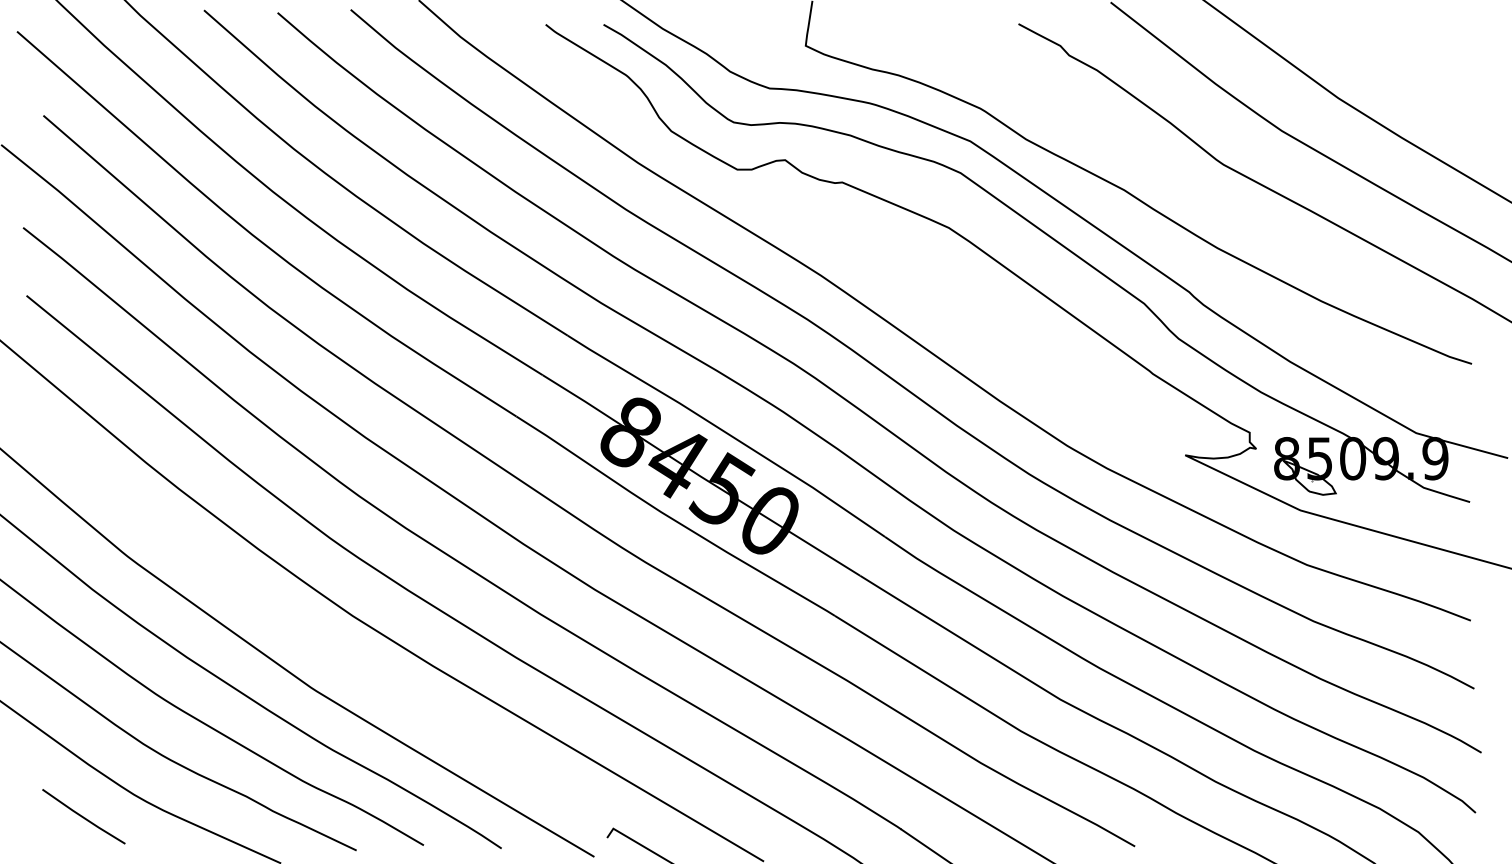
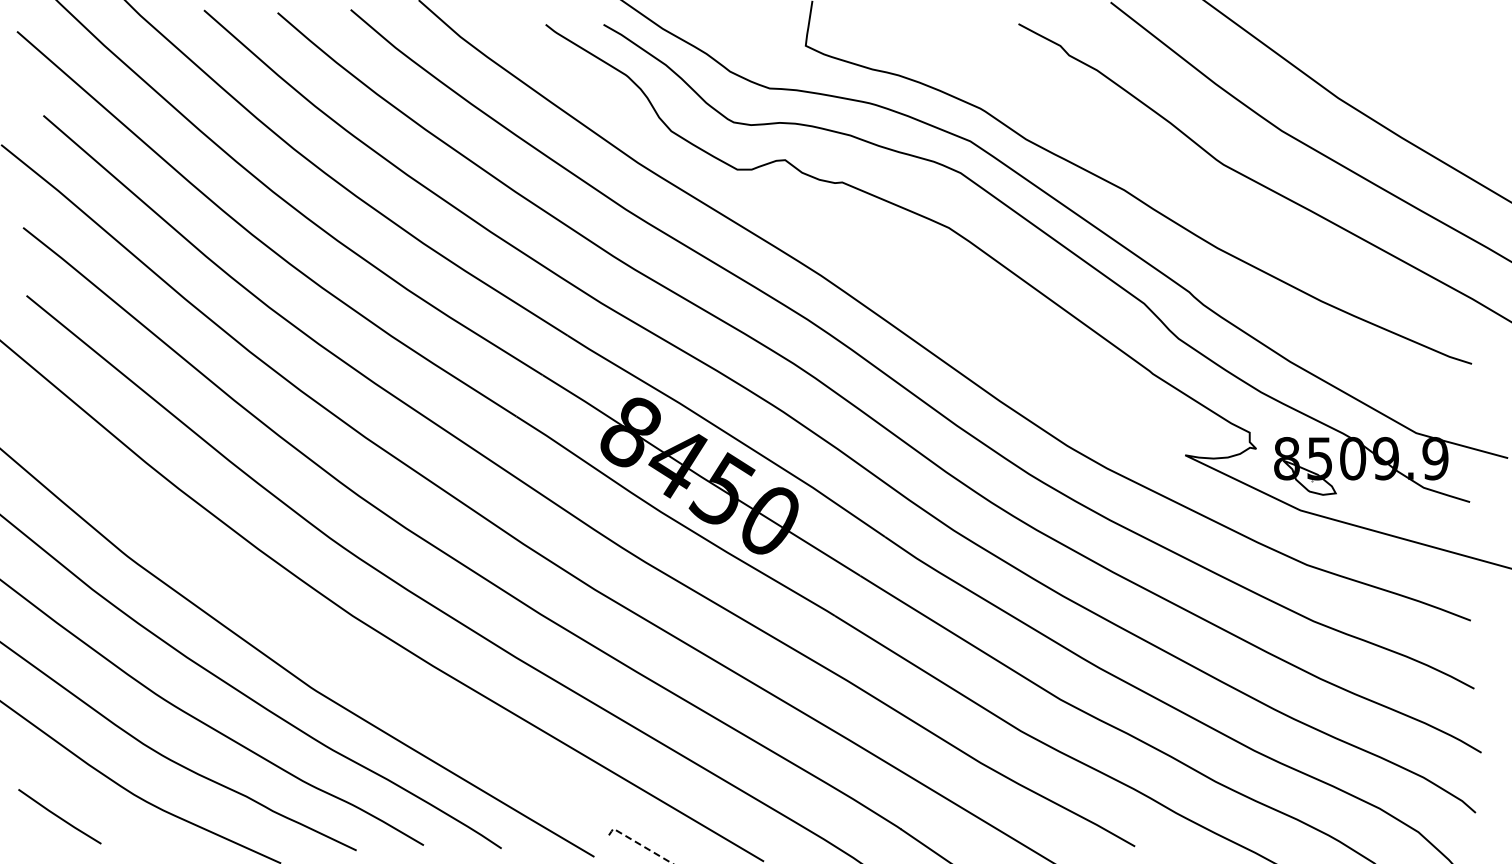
line position: (83, 816) -> (59, 816) (59, 816)
line: solid -> dashed (636, 842)
